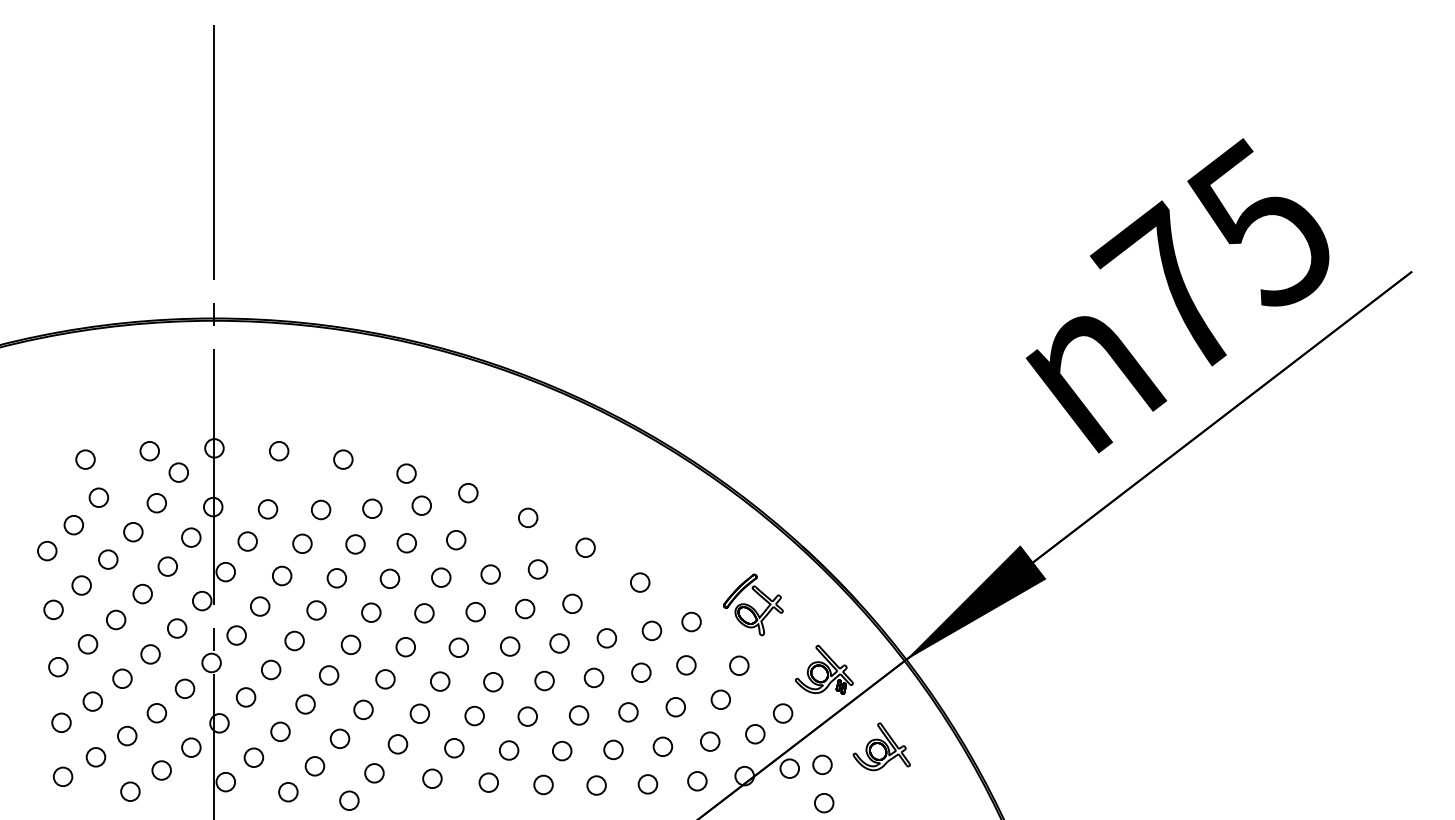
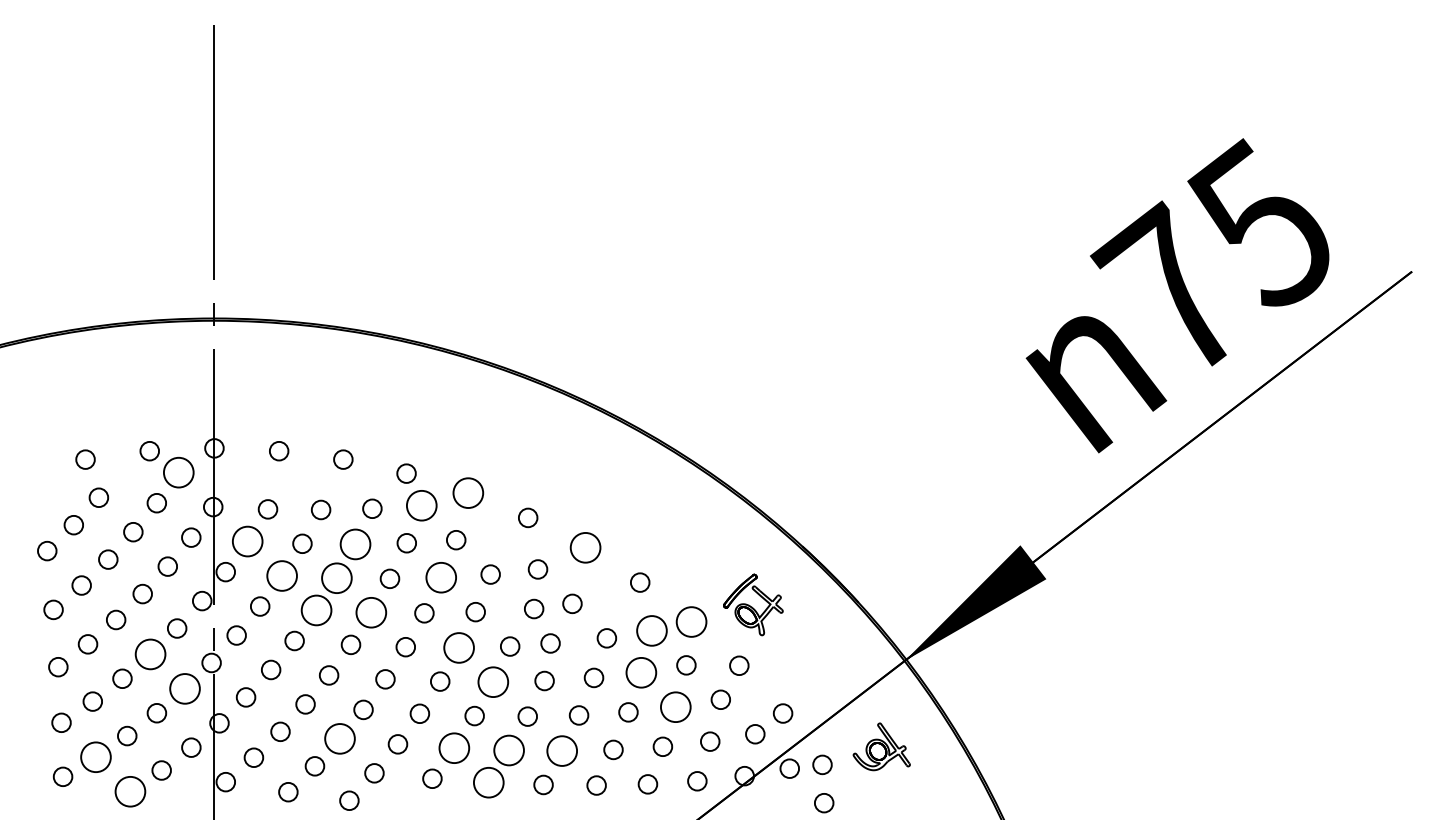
circle diameter: 19 px -> 30 px (178, 472)
circle diameter: 19 px -> 30 px (468, 492)
circle diameter: 19 px -> 30 px (421, 505)
circle diameter: 19 px -> 30 px (247, 541)
circle diameter: 19 px -> 30 px (355, 544)
circle diameter: 19 px -> 30 px (585, 547)
circle diameter: 19 px -> 30 px (281, 575)
circle diameter: 19 px -> 30 px (441, 577)
circle diameter: 19 px -> 30 px (336, 578)
circle position: (525, 608) -> (534, 608) (534, 608)
circle diameter: 19 px -> 30 px (316, 610)
circle diameter: 19 px -> 30 px (371, 612)
circle diameter: 19 px -> 30 px (691, 621)
circle diameter: 19 px -> 30 px (651, 630)
circle position: (559, 643) -> (550, 643) (550, 643)
circle size: 21x21 px -> 32x32 px (458, 647)
circle diameter: 19 px -> 30 px (150, 654)
part: present -> none (823, 669)
circle diameter: 19 px -> 30 px (641, 672)
circle diameter: 19 px -> 30 px (493, 682)
circle diameter: 19 px -> 30 px (184, 688)
circle diameter: 19 px -> 30 px (675, 707)
circle diameter: 19 px -> 30 px (339, 738)
circle diameter: 19 px -> 30 px (454, 748)
circle diameter: 19 px -> 30 px (508, 750)
circle diameter: 19 px -> 30 px (562, 750)
circle diameter: 19 px -> 30 px (95, 757)
circle diameter: 19 px -> 30 px (488, 782)
circle diameter: 19 px -> 30 px (130, 791)
